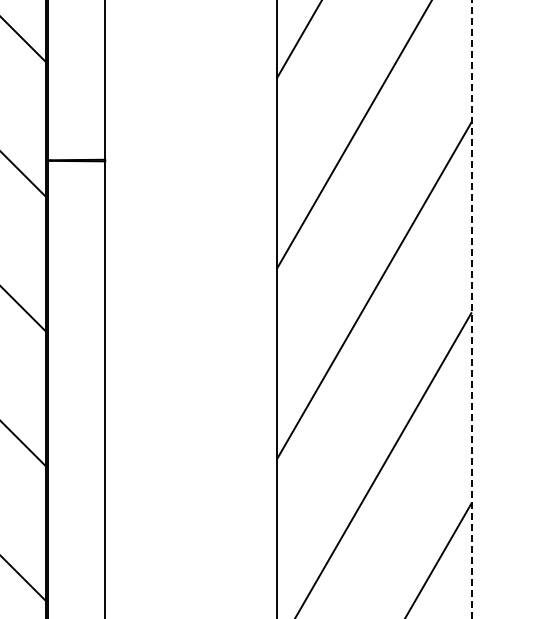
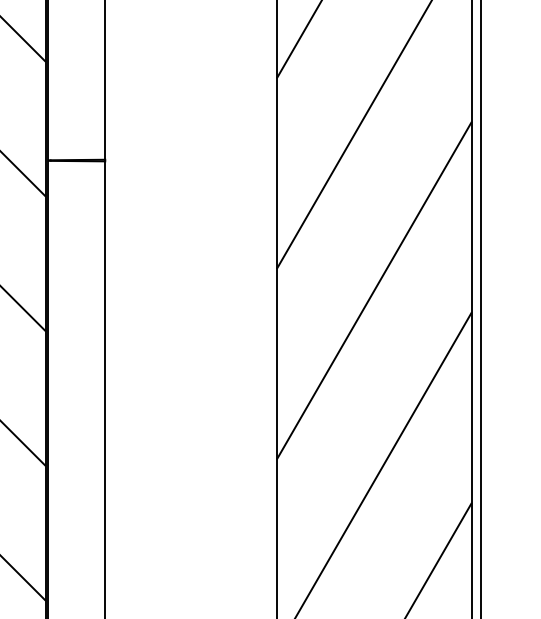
line: none -> present (480, 308)
line: dashed -> solid (471, 309)
